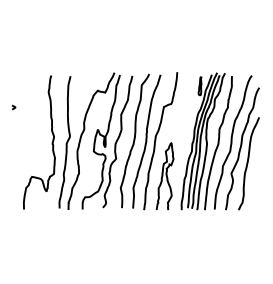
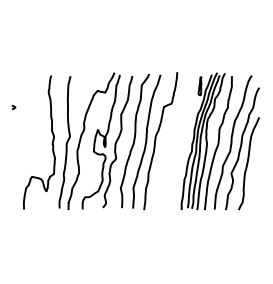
curve: present -> none (163, 176)
